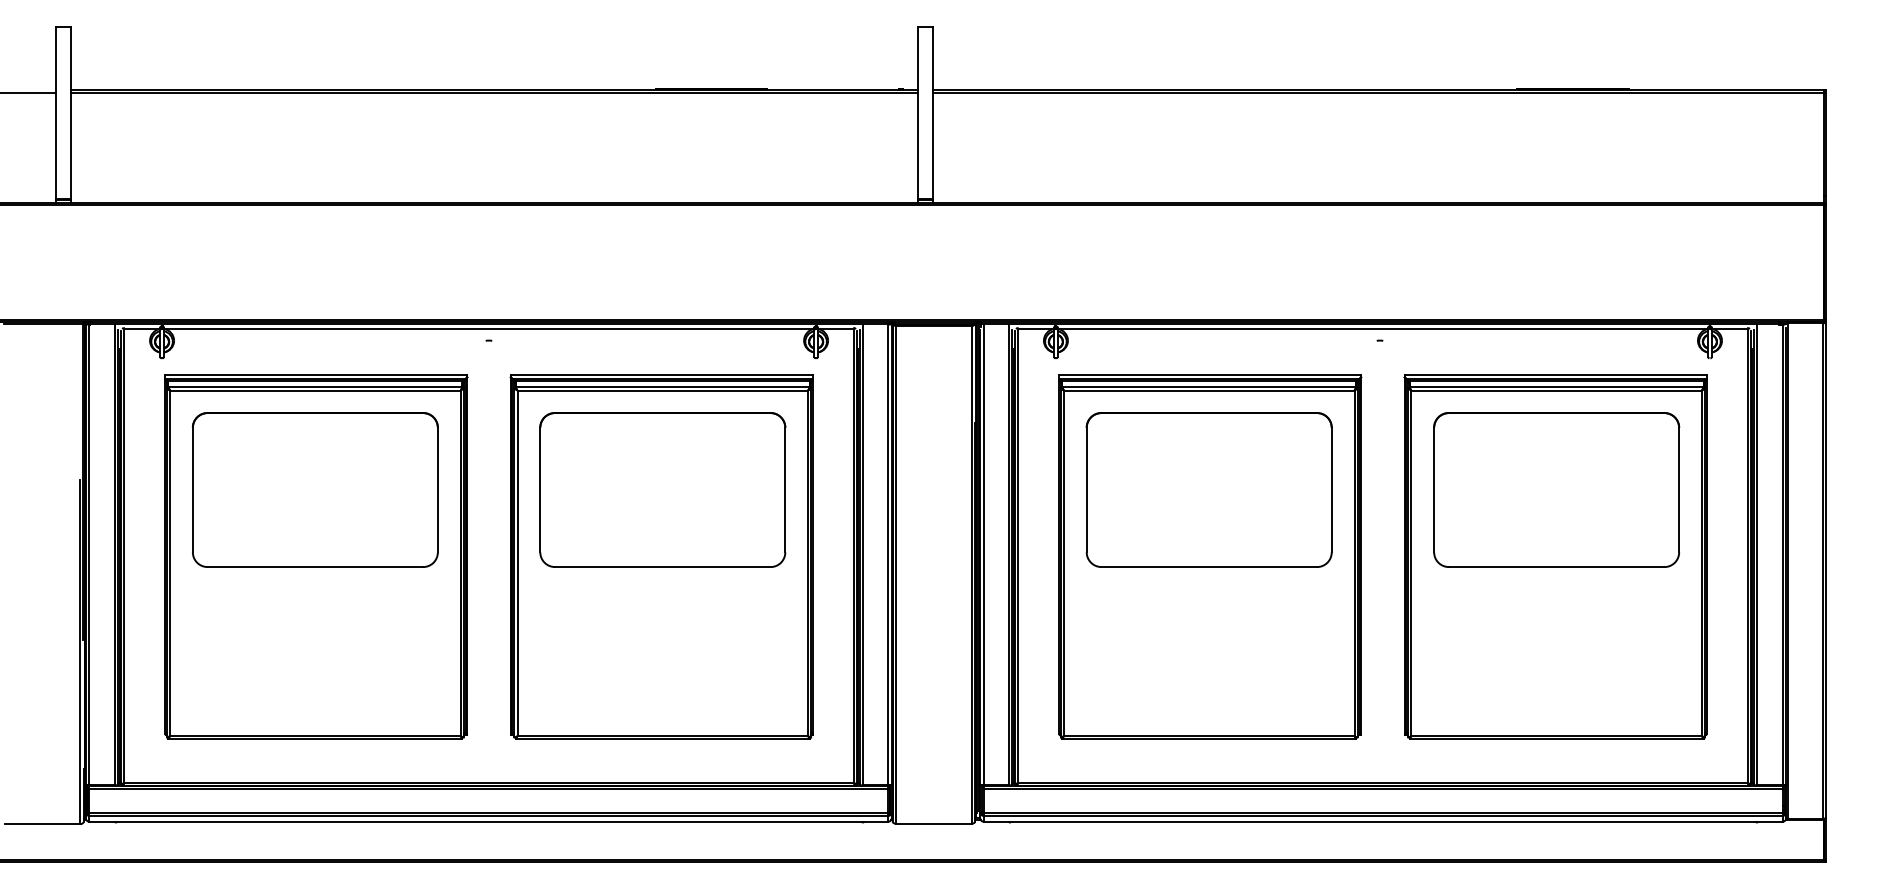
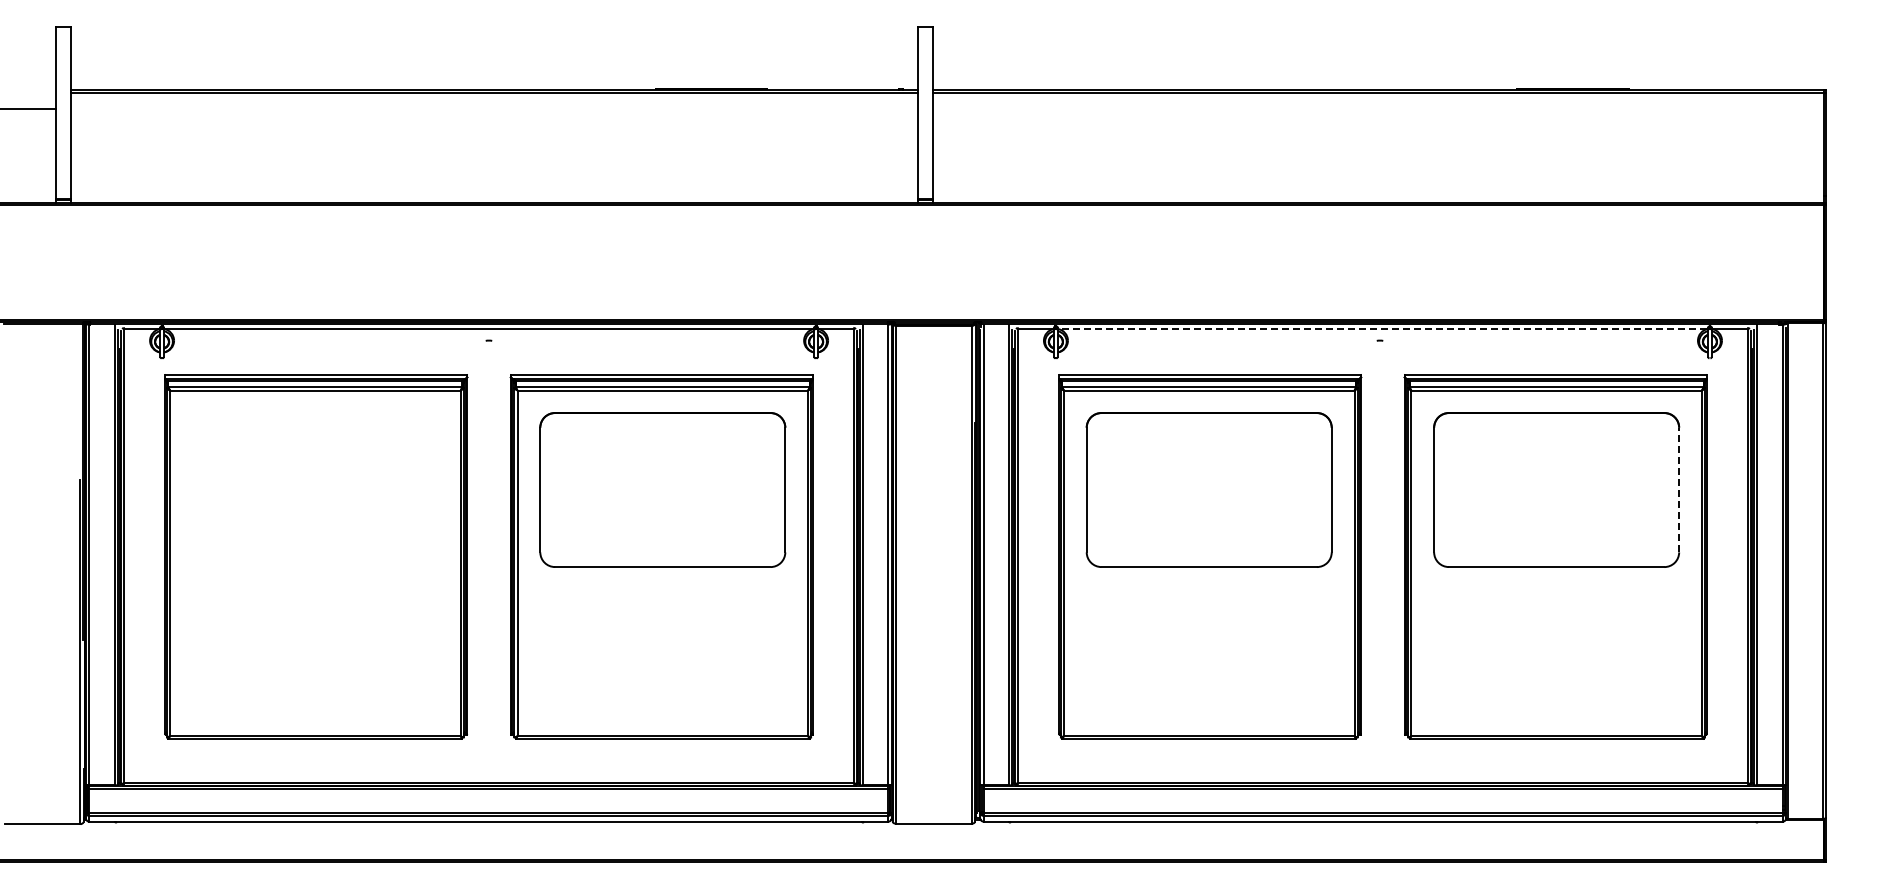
line position: (29, 92) -> (29, 108) (29, 108)
line: solid -> dashed (1382, 329)
part: present -> none (314, 489)
line: solid -> dashed (1679, 489)
